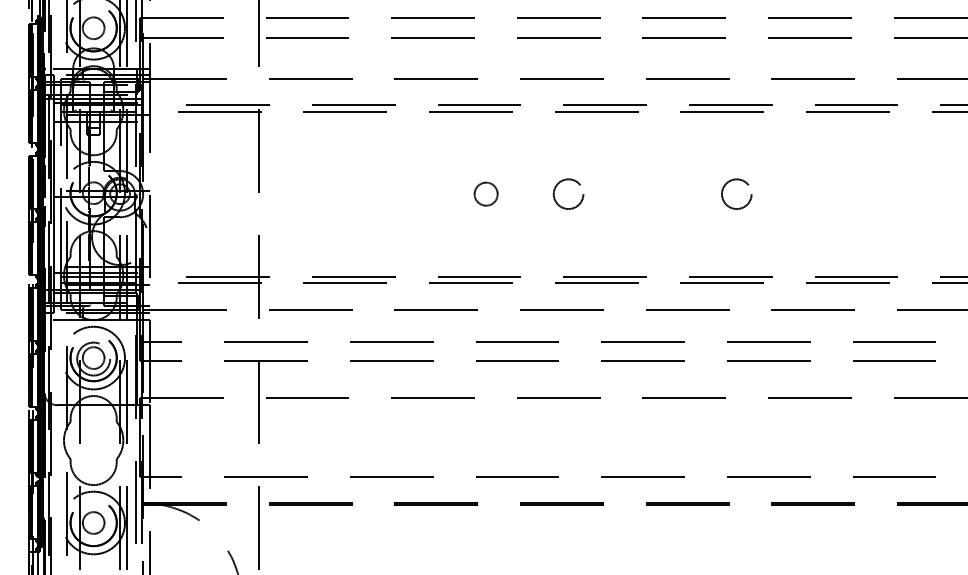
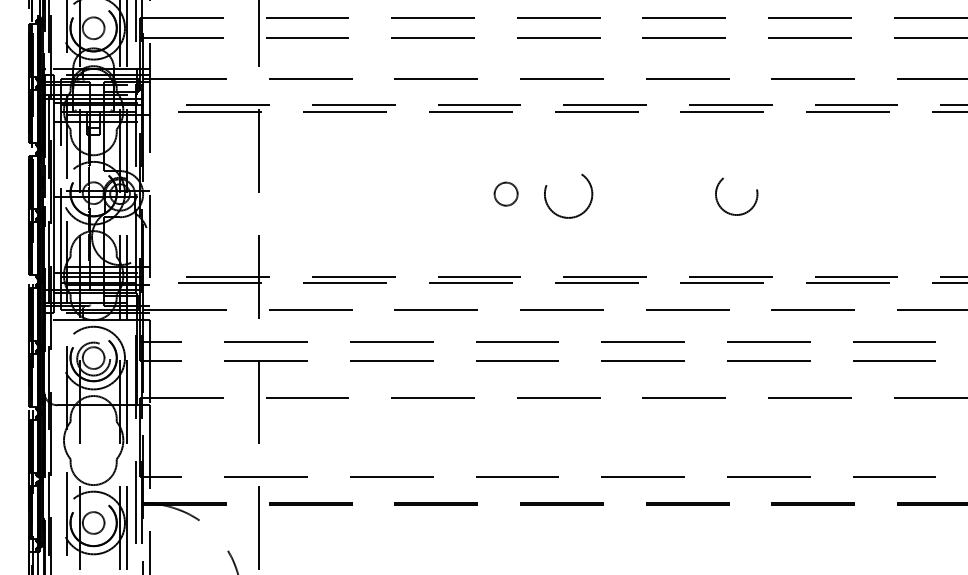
circle position: (485, 193) -> (505, 193) (505, 193)
circle size: 32x32 px -> 44x39 px (736, 196)
circle diameter: 30 px -> 47 px (568, 193)
